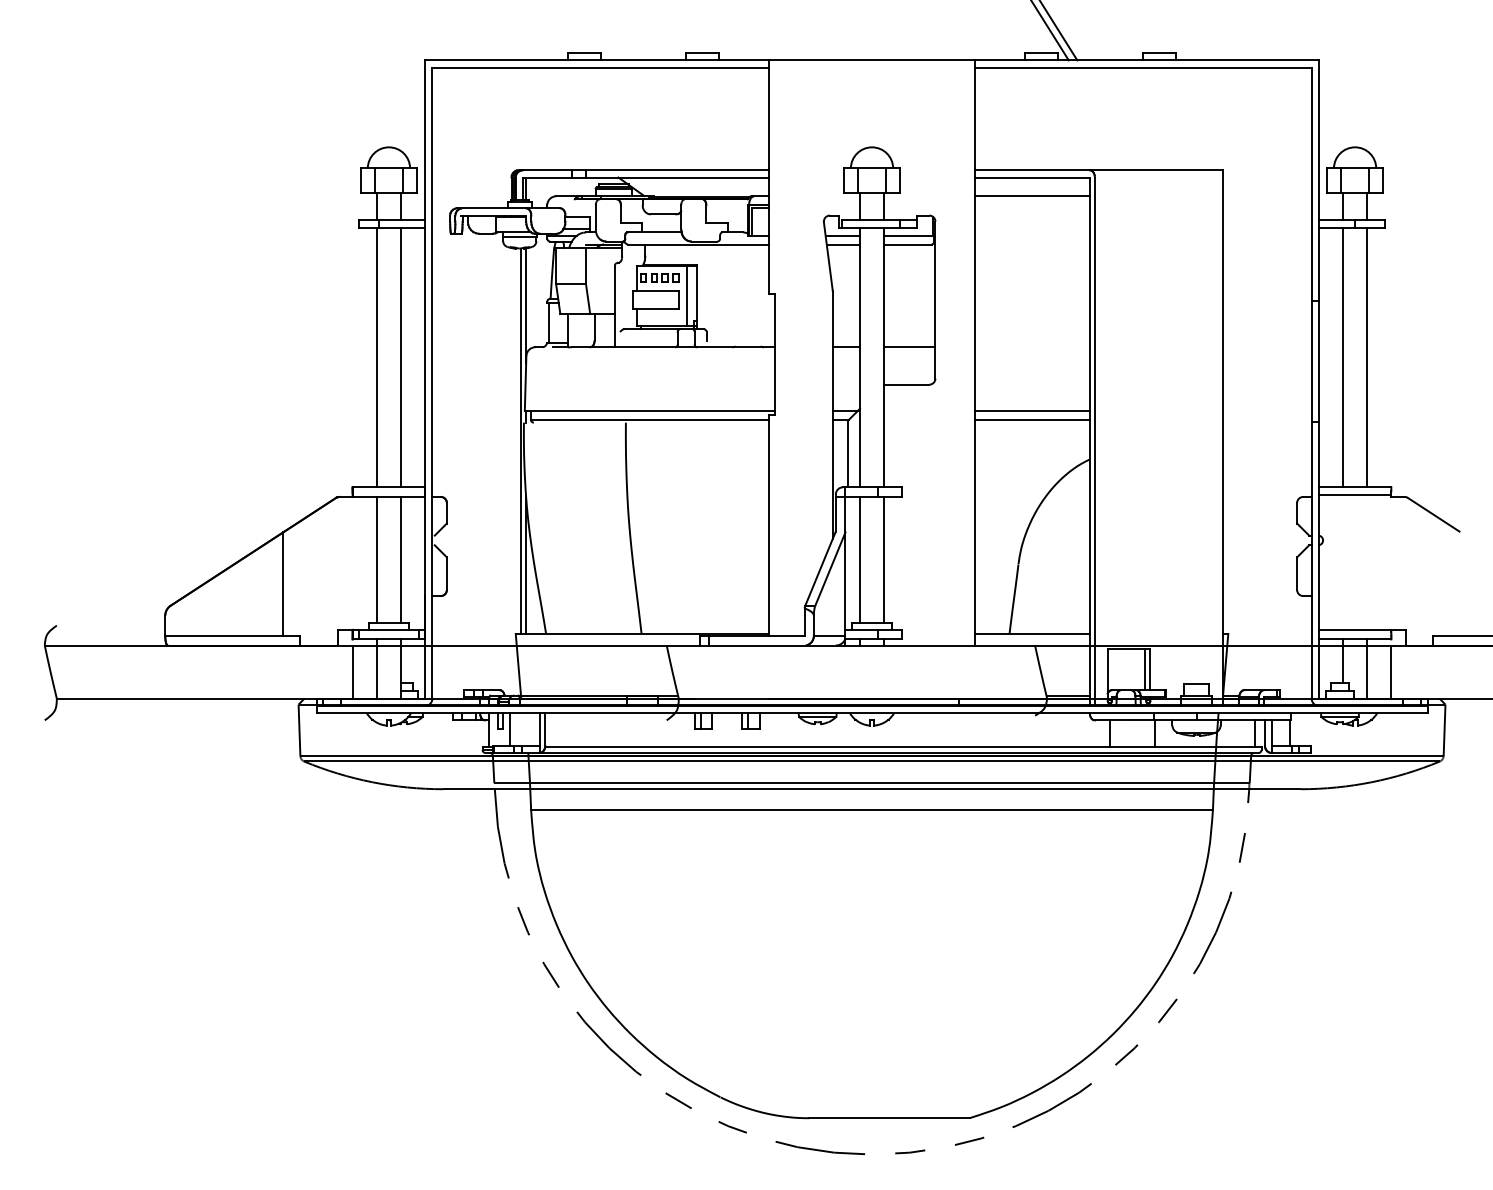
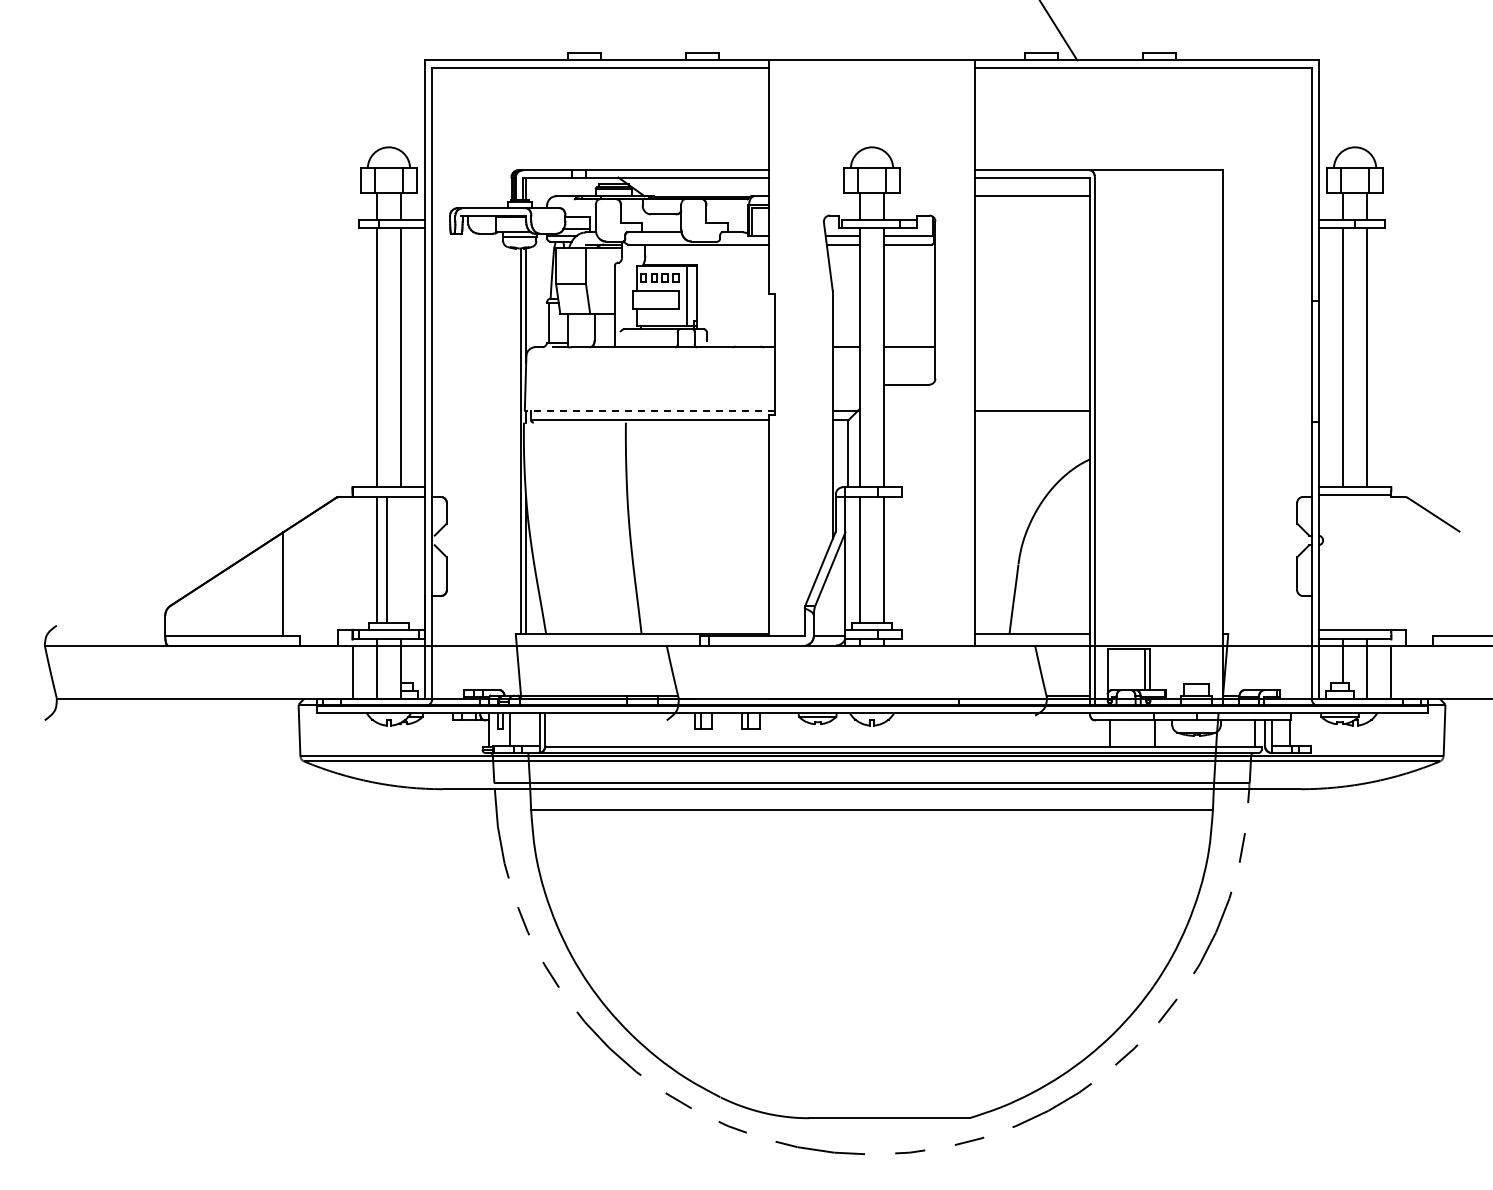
line: present -> none (1050, 31)
line: solid -> dashed (649, 410)
line: present -> none (1031, 419)
line position: (401, 559) -> (387, 559) (387, 559)
